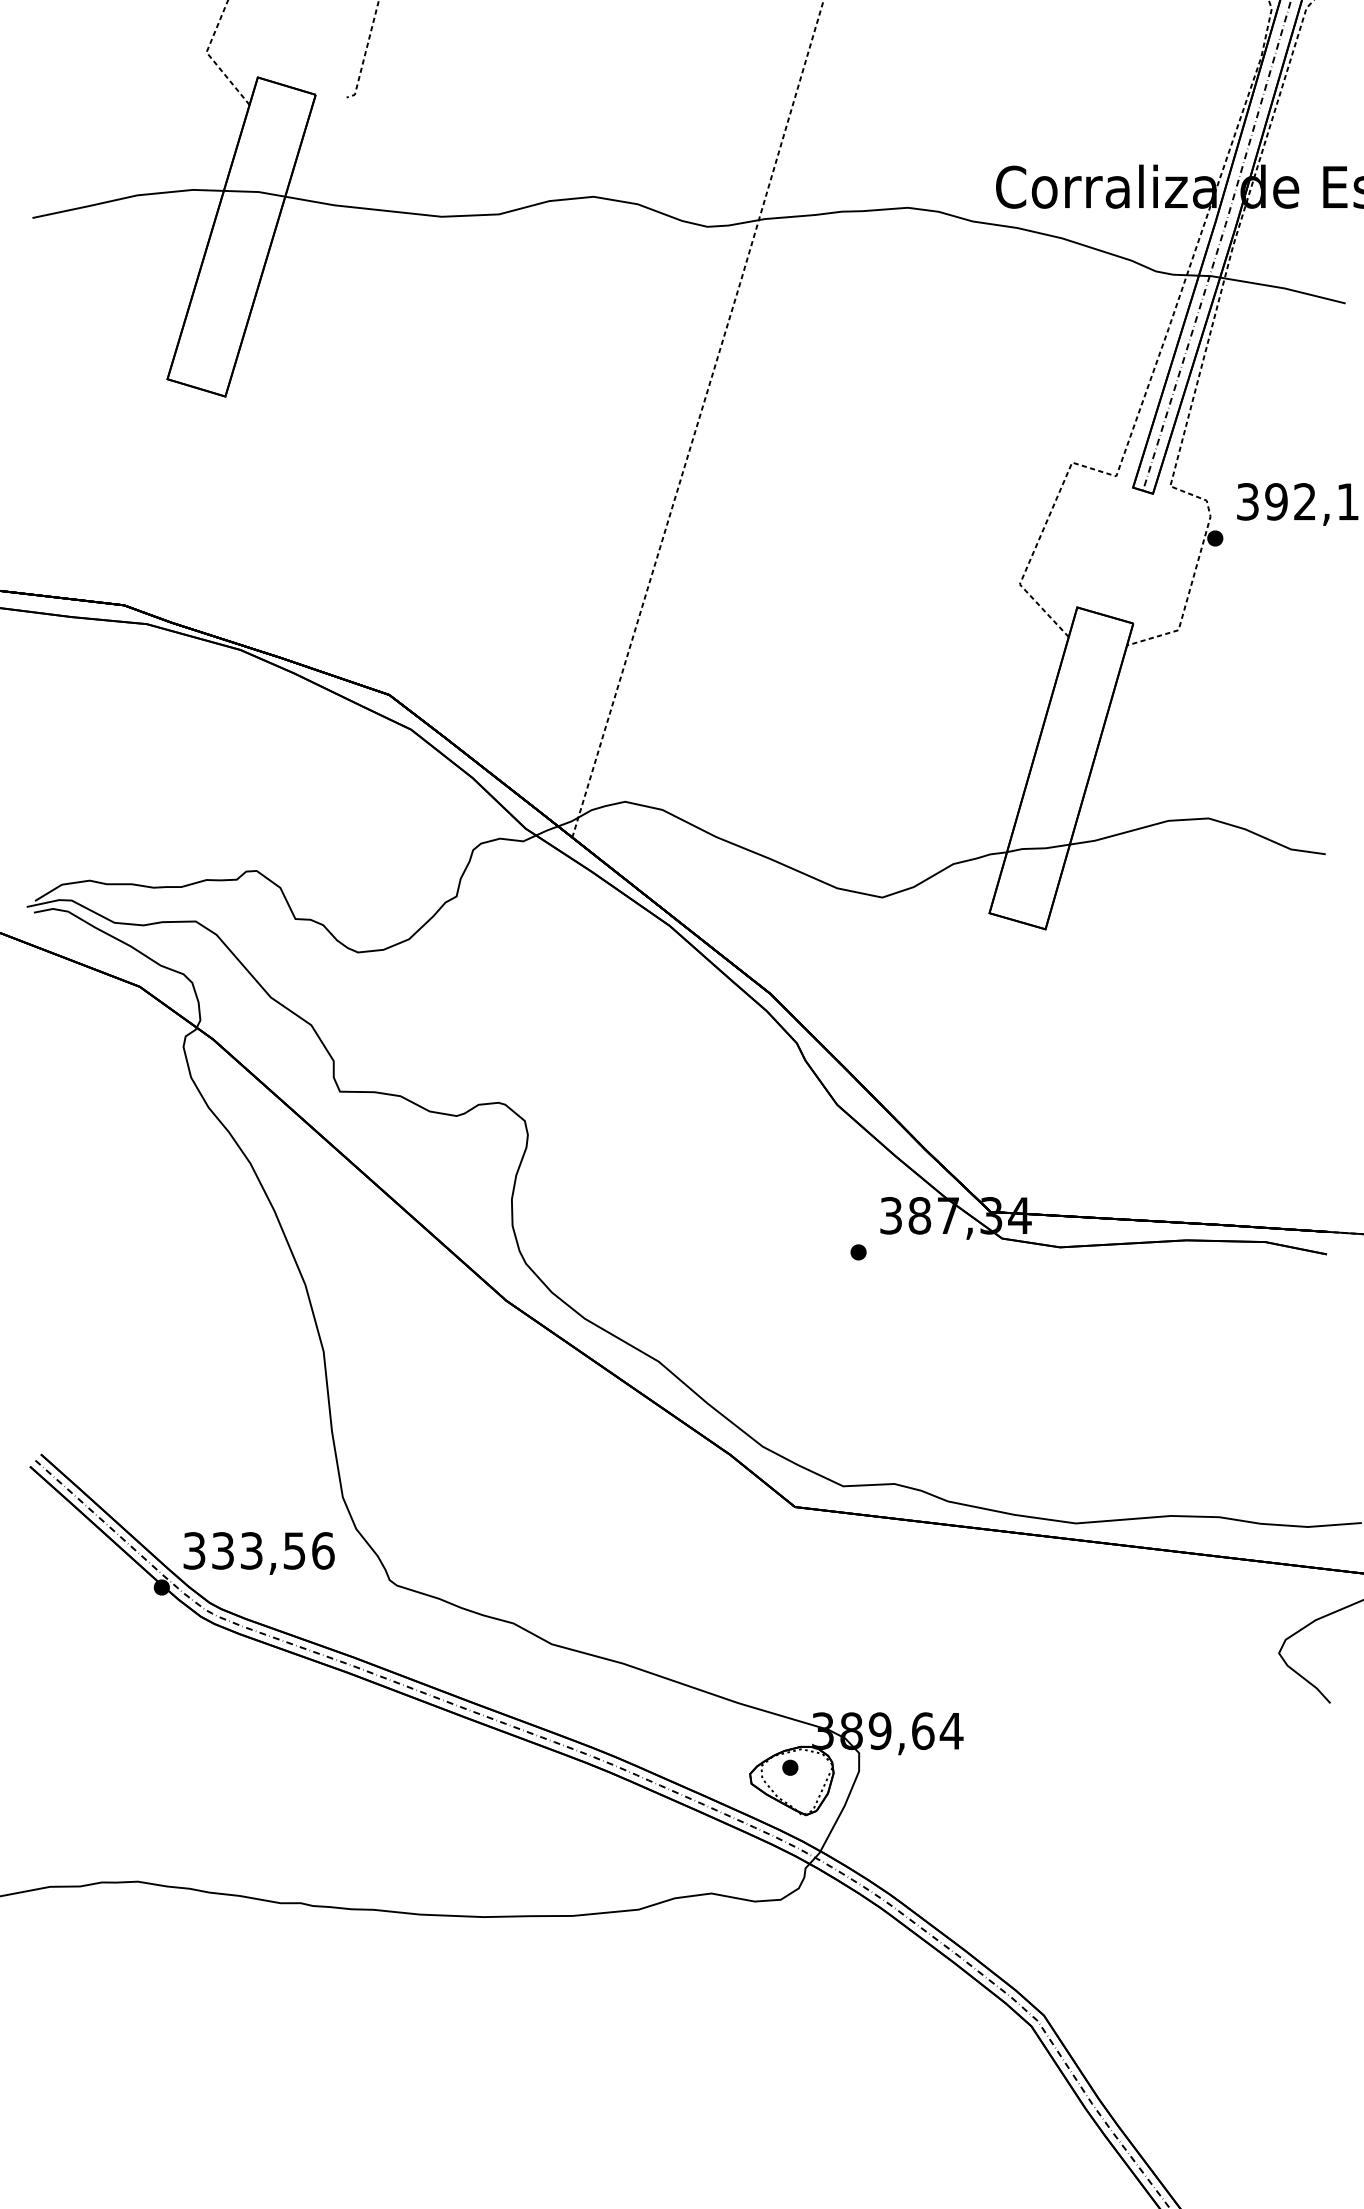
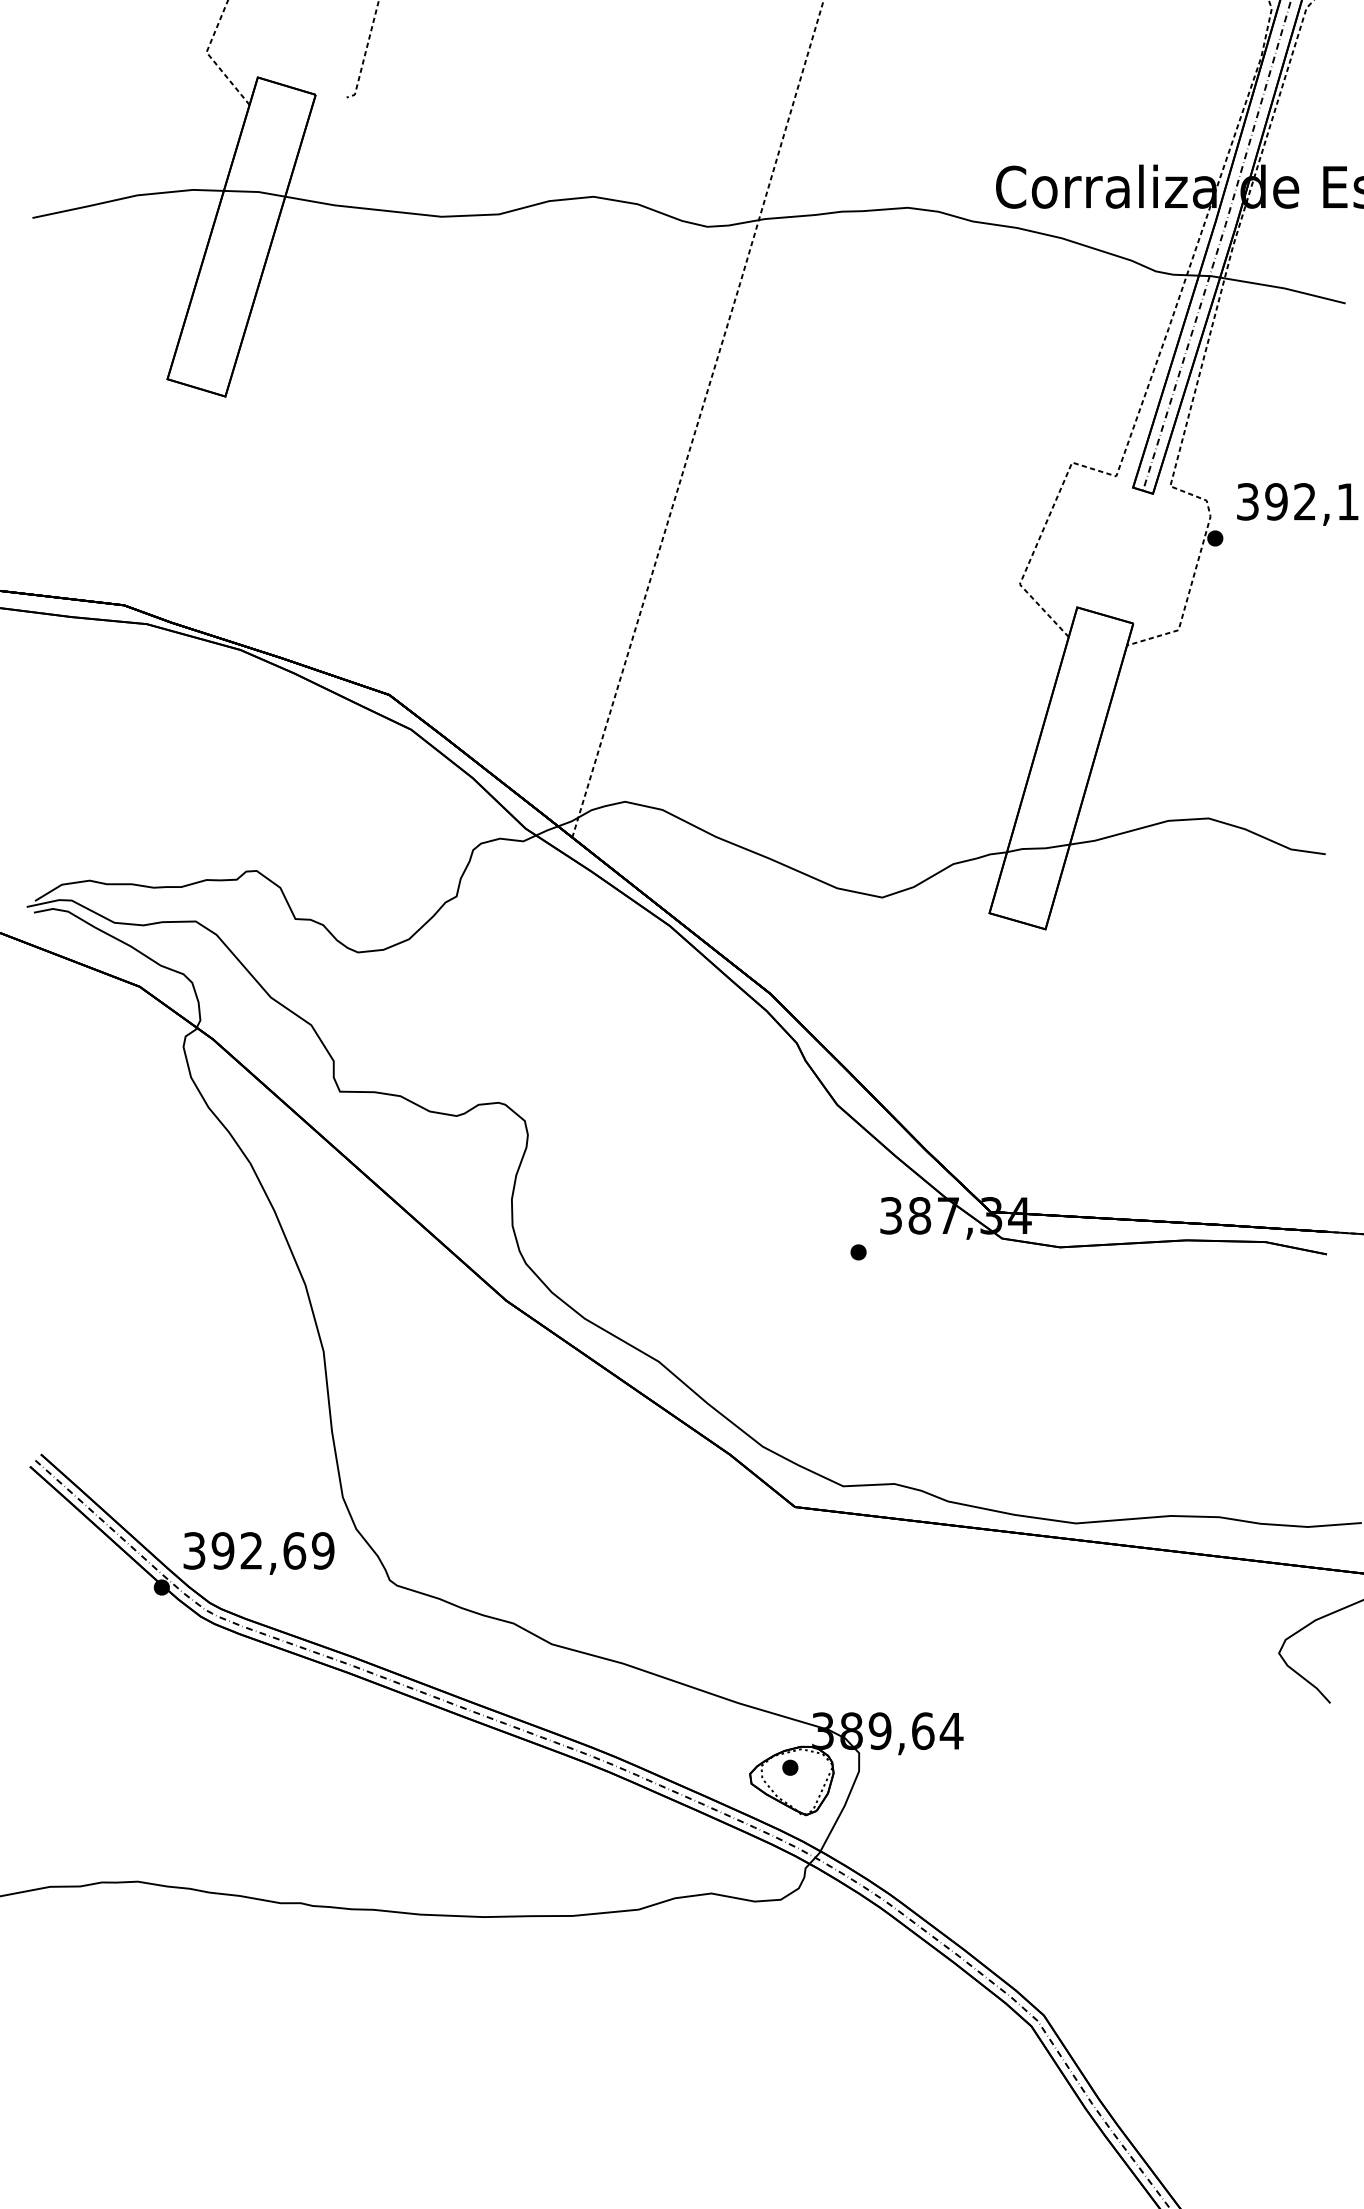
text: 333,56 -> 392,69 (272, 1550)
